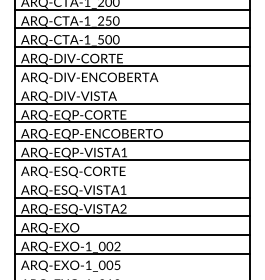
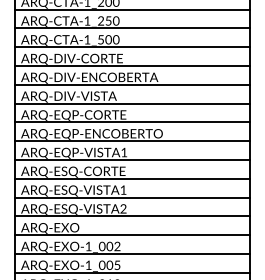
line: none -> present (132, 84)
line: none -> present (132, 178)
line: none -> present (132, 272)
